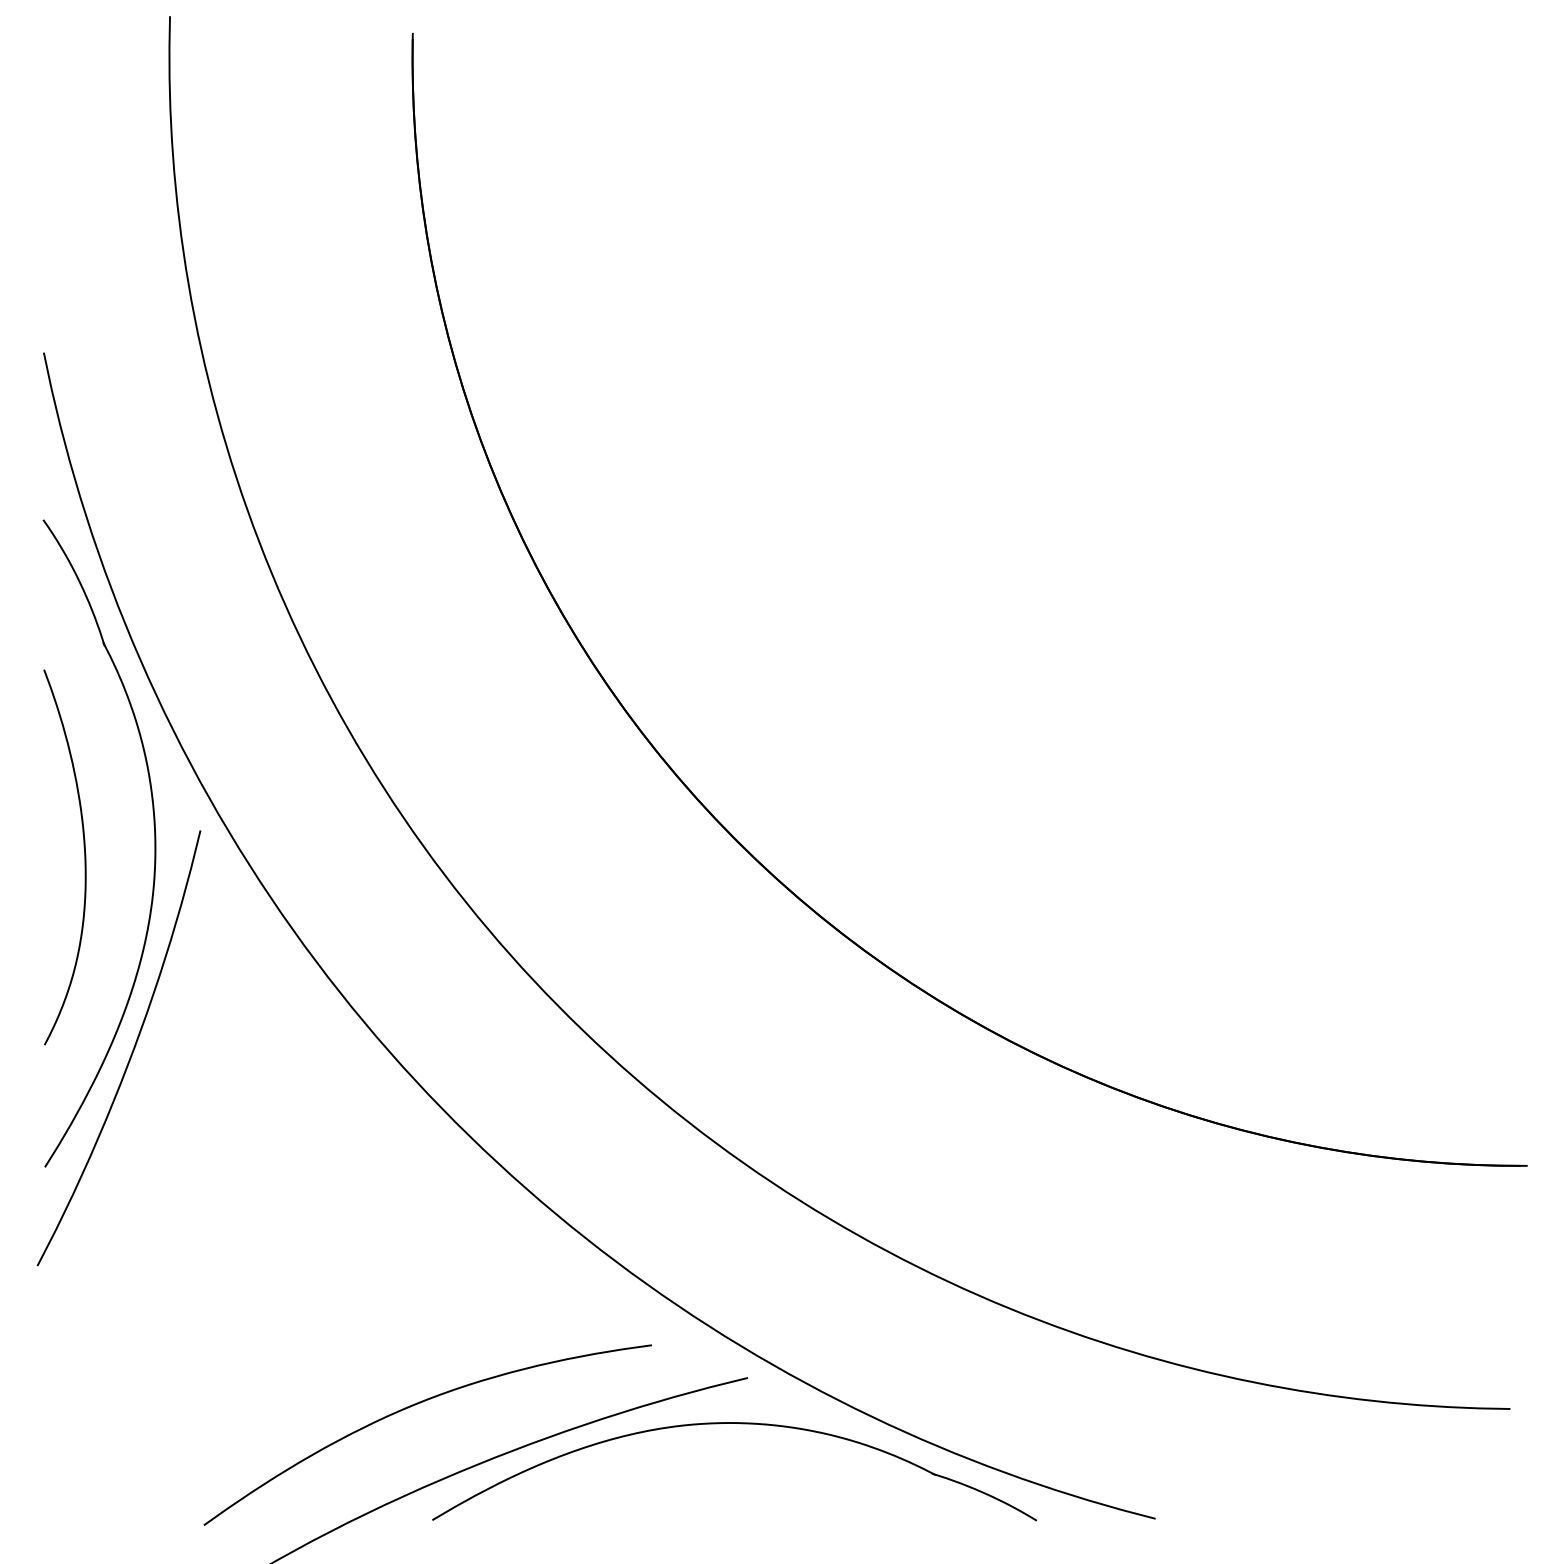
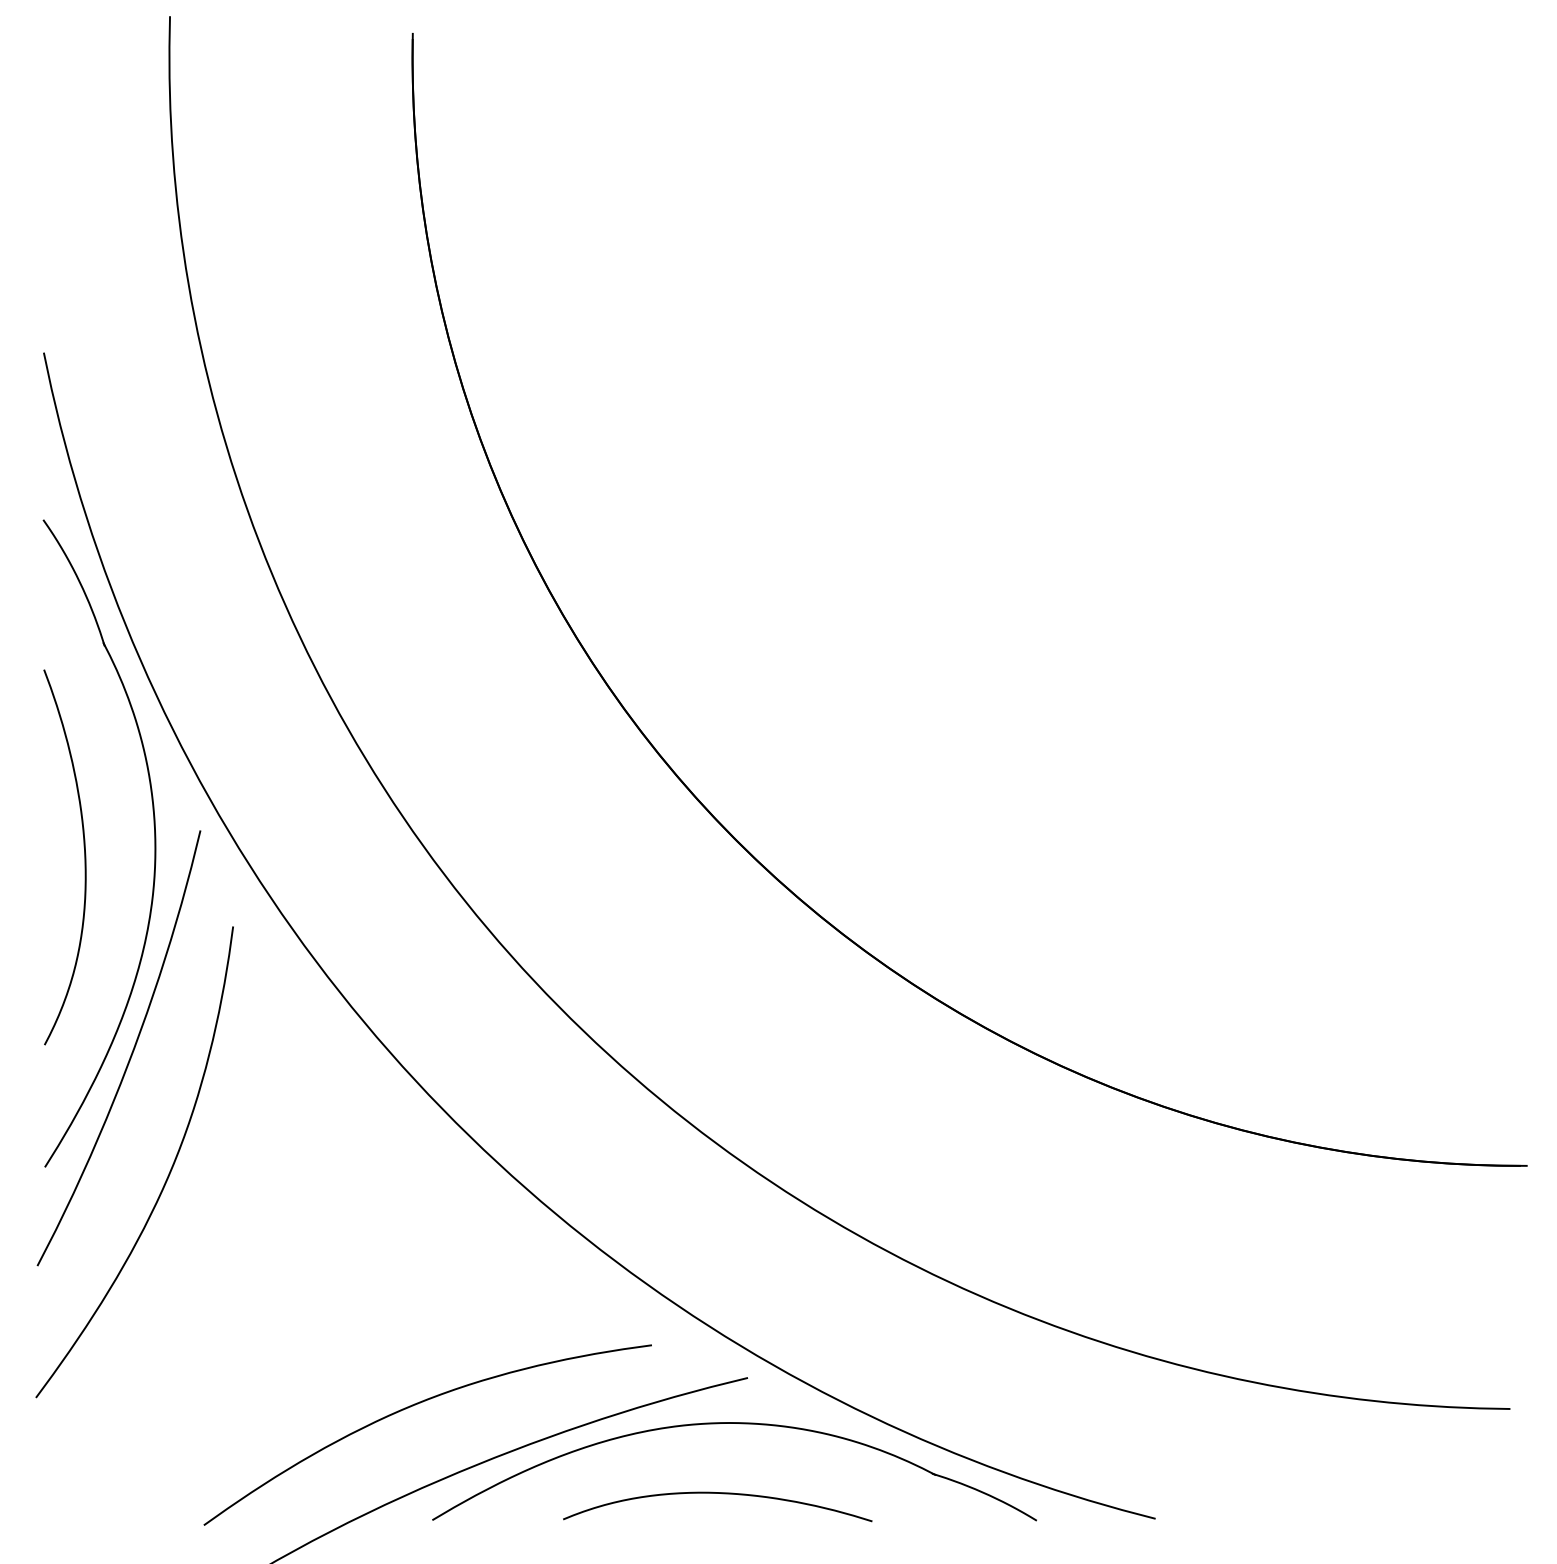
curve: none -> present (167, 1175)
curve: none -> present (717, 1493)
